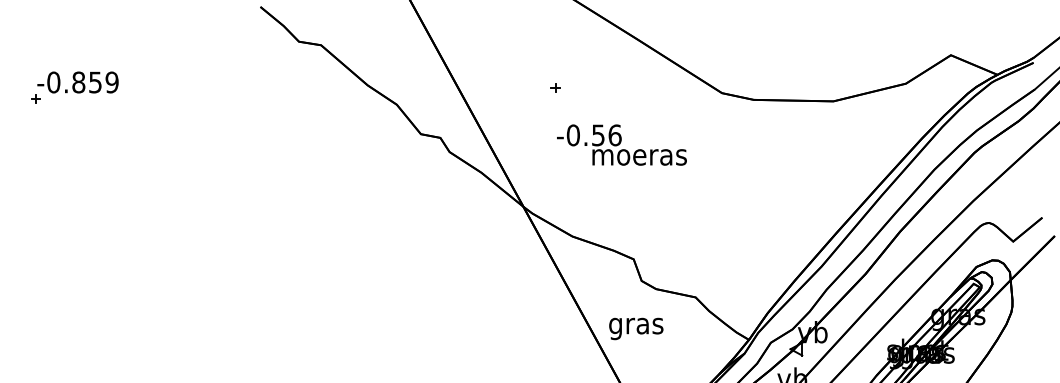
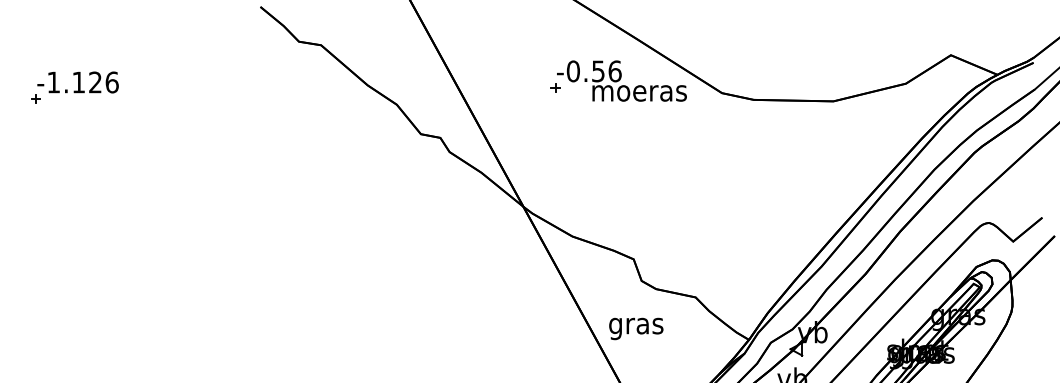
text: -0.859 -> -1.126 (82, 82)
text position: (621, 144) -> (621, 80) (621, 80)
